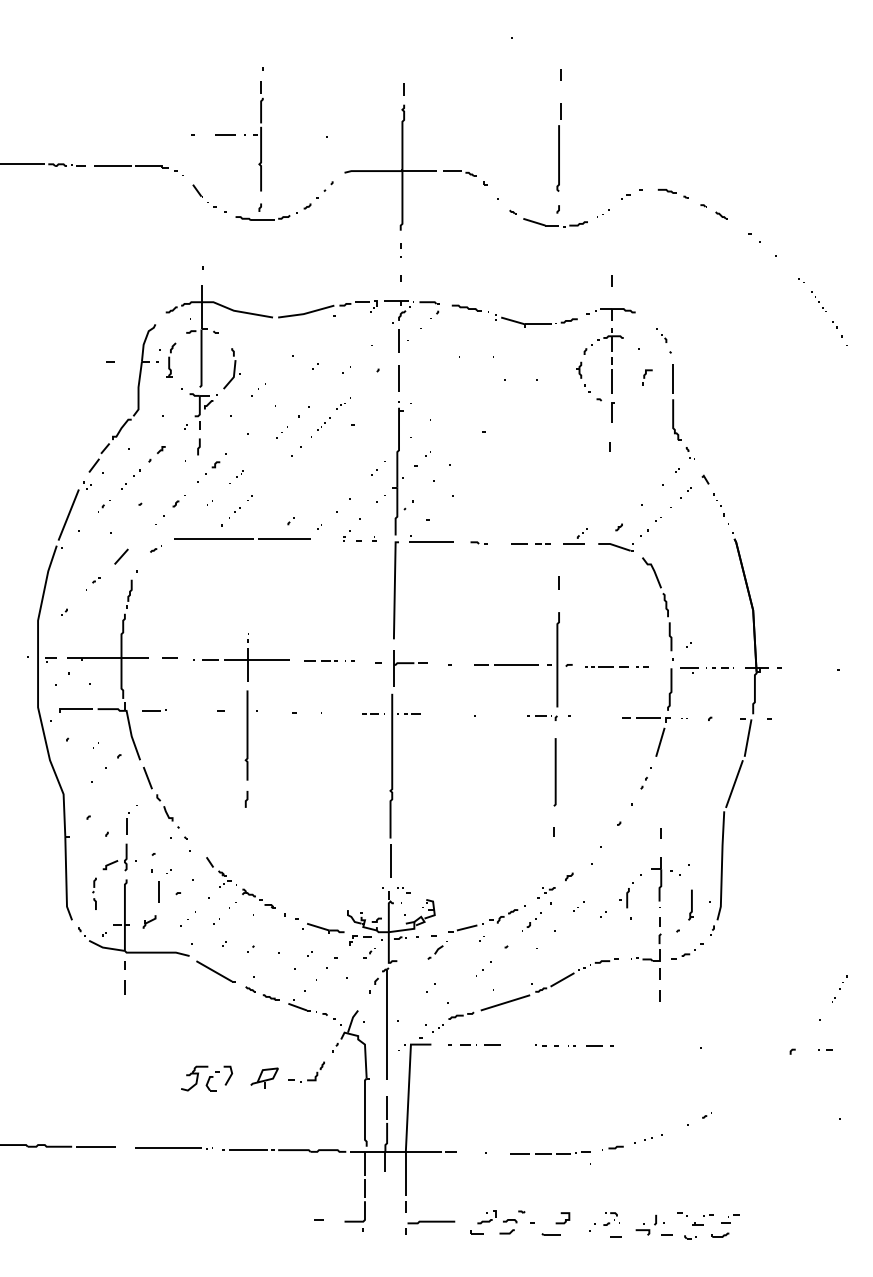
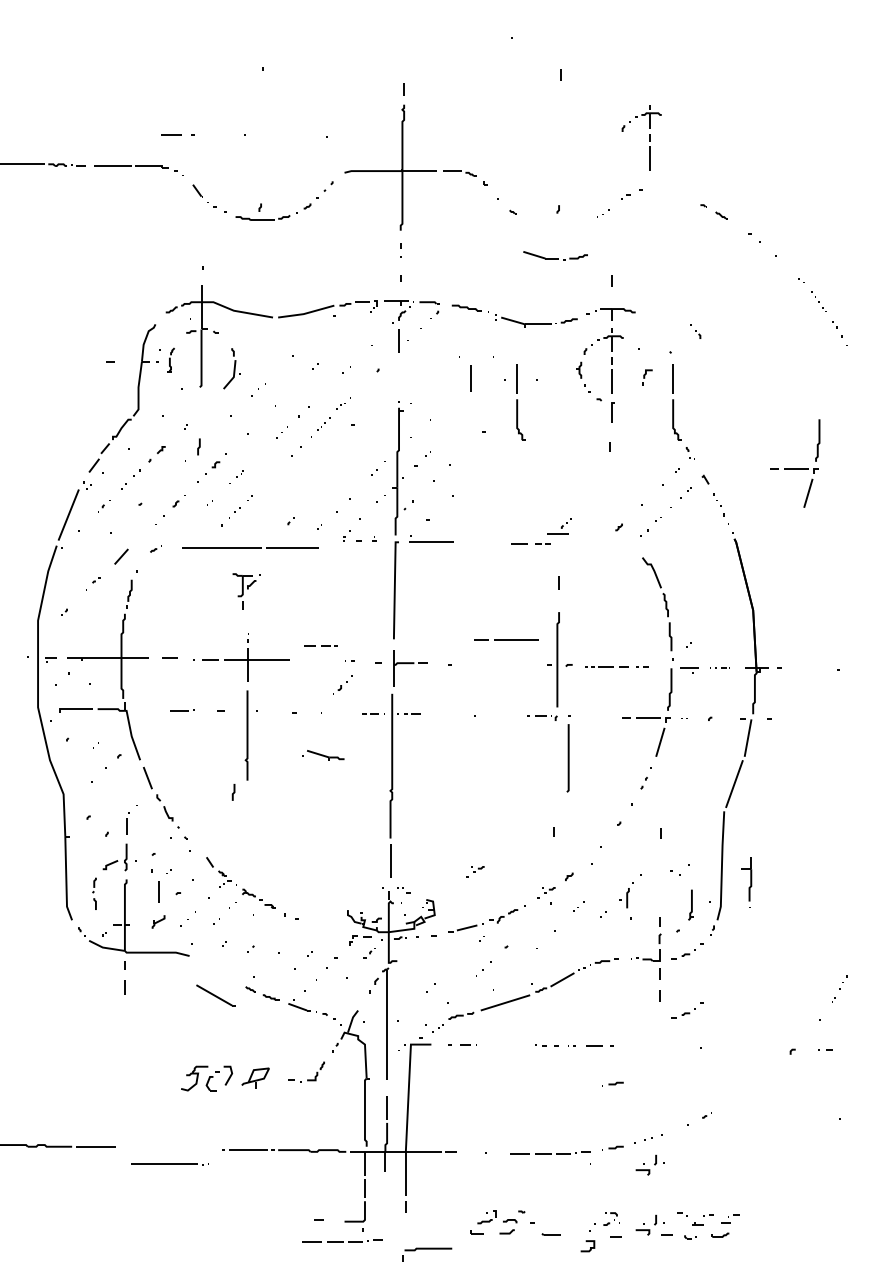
line position: (225, 134) -> (171, 134) (171, 134)
part: present -> none (258, 136)
part: none -> present (649, 137)
part: present -> none (558, 147)
part: present -> none (672, 193)
part position: (555, 222) -> (555, 255) (555, 255)
part position: (661, 335) -> (695, 331) (695, 331)
part size: 11x36 px -> 8x26 px (170, 359)
line position: (398, 378) -> (470, 378) (470, 378)
part: none -> present (520, 402)
part position: (203, 411) -> (246, 591) (246, 591)
part: none -> present (795, 463)
part position: (575, 536) -> (559, 526) (559, 526)
line position: (242, 538) -> (250, 547) (250, 547)
part: present -> none (478, 542)
part: present -> none (615, 547)
line position: (321, 660) -> (321, 645) (321, 645)
line position: (506, 664) -> (506, 639) (506, 639)
part size: 28x2 px -> 20x2 px (719, 667)
part position: (154, 710) -> (182, 710) (182, 710)
line position: (554, 772) -> (567, 758) (567, 758)
line position: (246, 799) -> (233, 792) (233, 792)
part: none -> present (475, 871)
part position: (656, 882) -> (746, 882) (746, 882)
part position: (149, 921) -> (158, 921) (158, 921)
part position: (531, 921) -> (342, 684) (342, 684)
part position: (323, 928) -> (323, 755) (323, 755)
part: present -> none (437, 950)
line position: (215, 971) -> (215, 995) (215, 995)
part: none -> present (687, 1010)
line: present -> none (492, 1044)
part position: (264, 1077) -> (255, 1077) (255, 1077)
part: none -> present (612, 1083)
part position: (173, 1148) -> (169, 1164) (169, 1164)
part: none -> present (649, 1164)
curve position: (565, 1219) -> (590, 1247) (590, 1247)
part position: (430, 1227) -> (427, 1254) (427, 1254)
part: none -> present (342, 1240)
